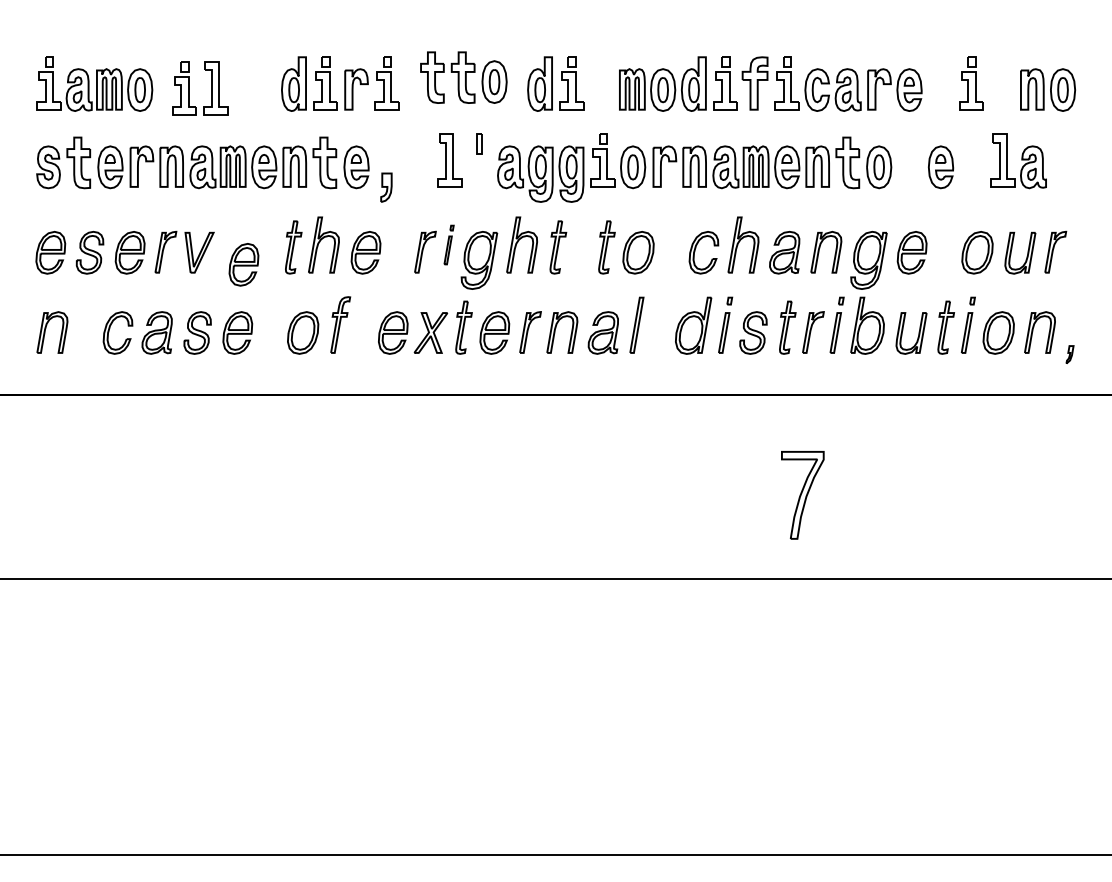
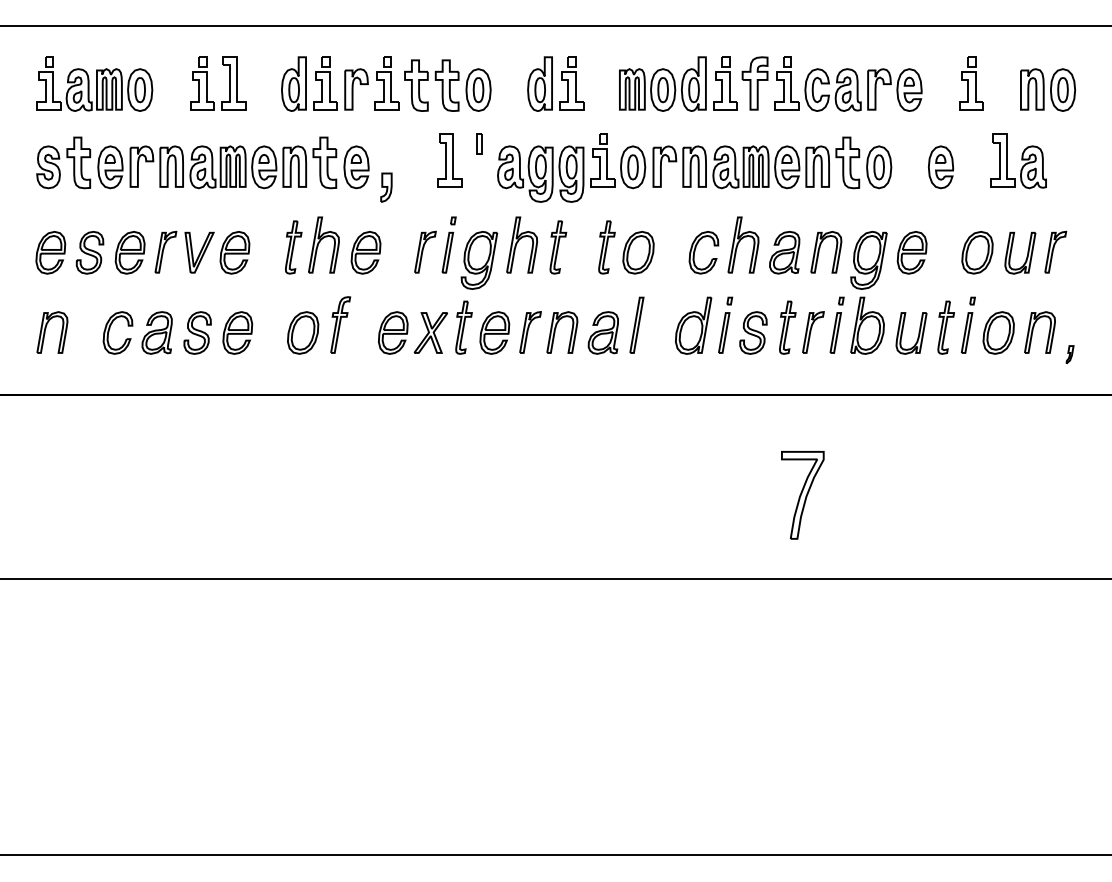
line: none -> present (555, 26)
part position: (463, 77) -> (447, 85) (447, 85)
part position: (189, 88) -> (207, 83) (207, 83)
part size: 12x42 px -> 16x58 px (448, 244)
part position: (243, 264) -> (234, 252) (234, 252)
